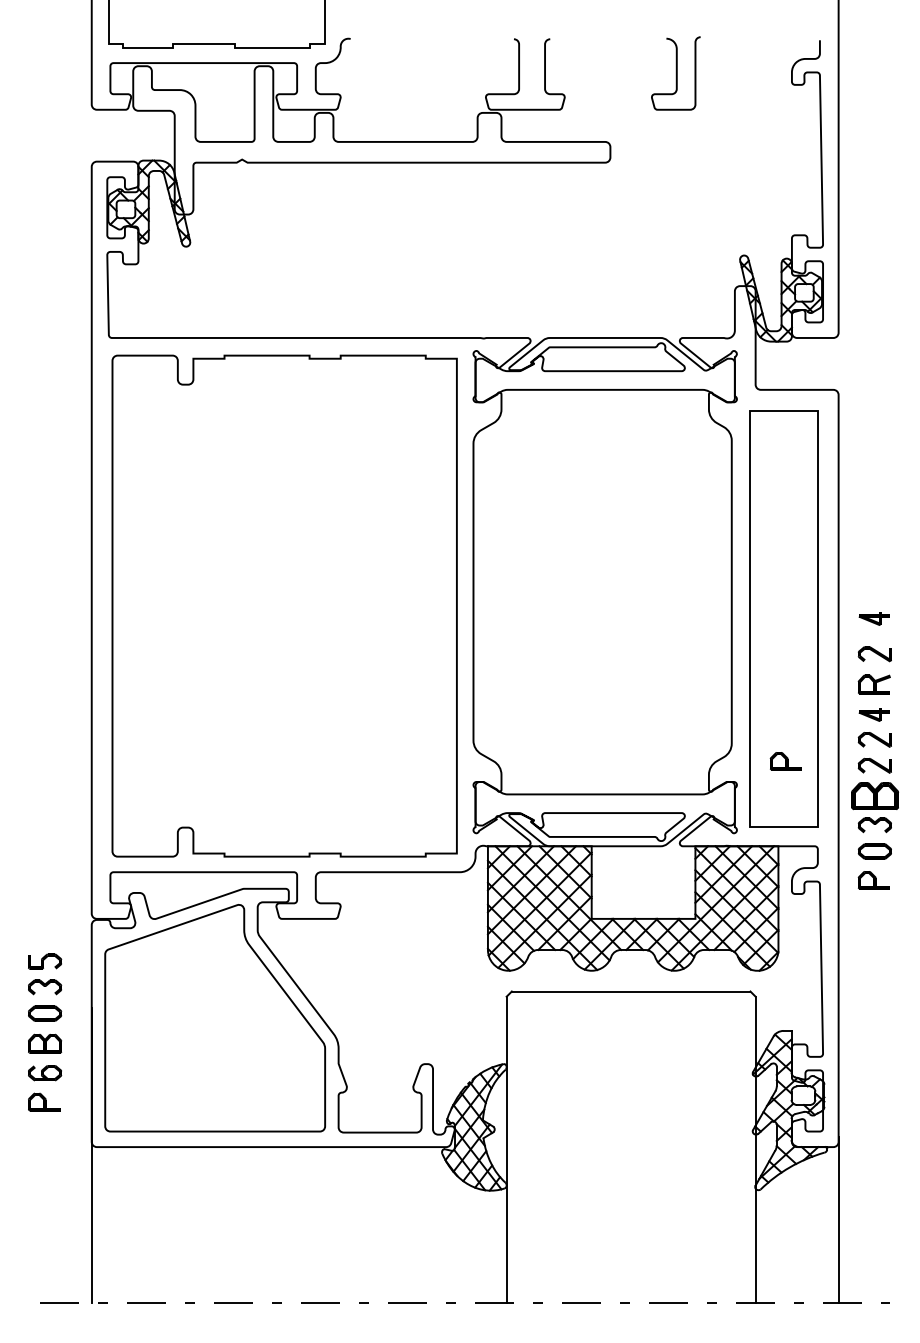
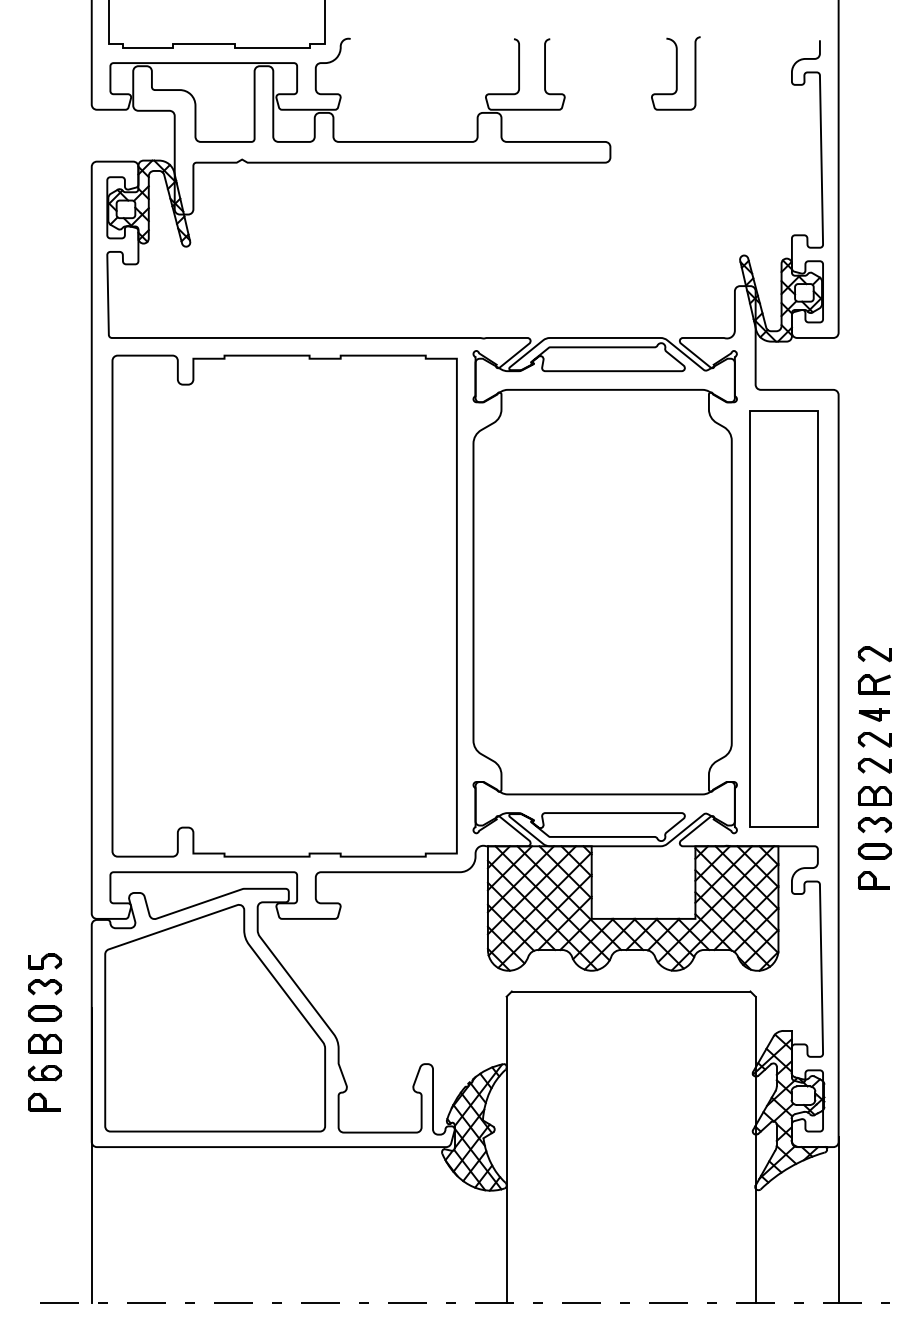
part: present -> none (873, 618)
part: present -> none (785, 761)
part size: 48x29 px -> 35x20 px (874, 795)
